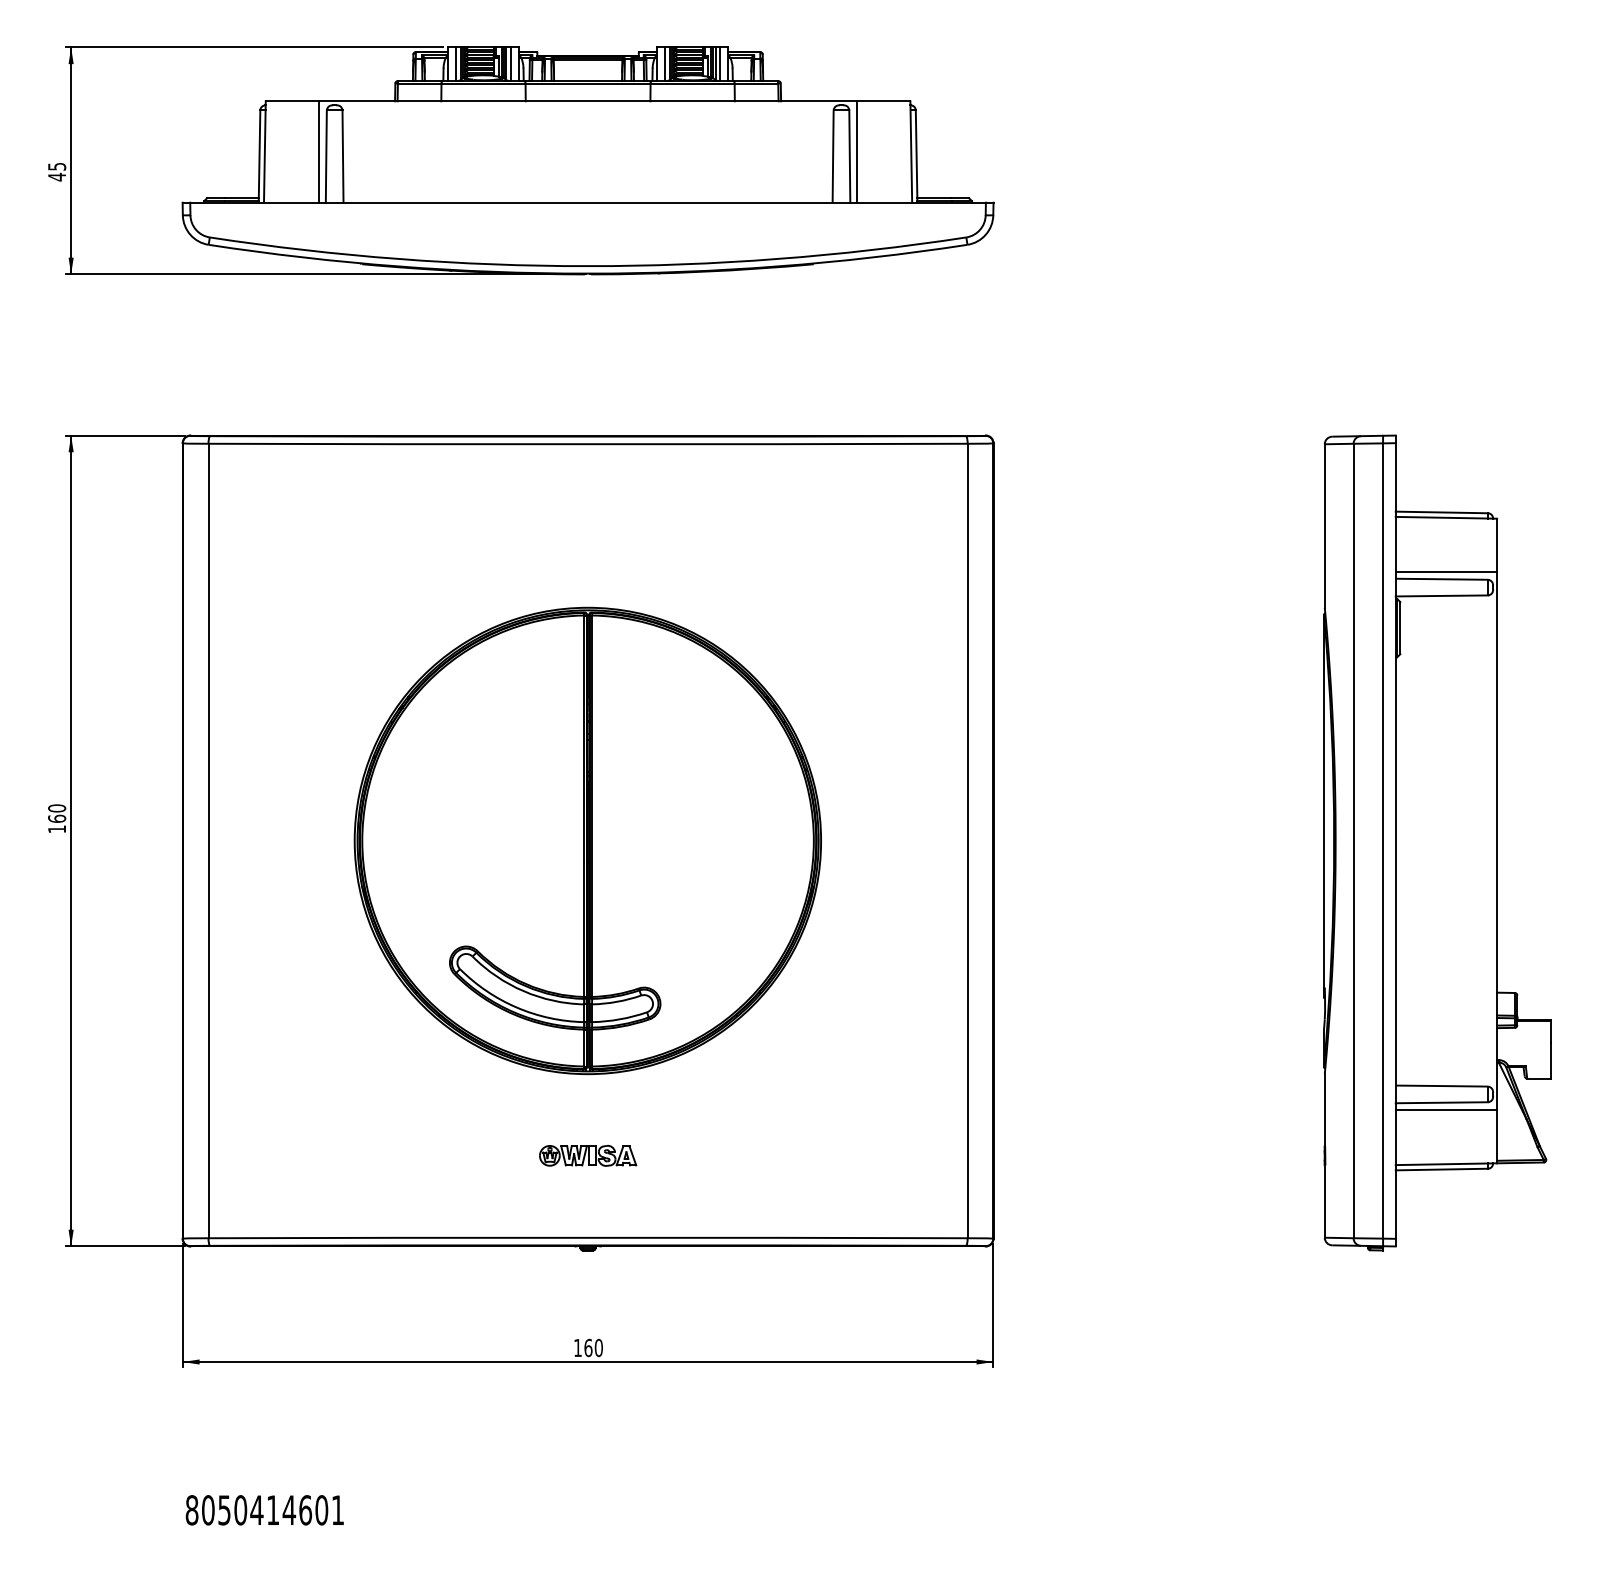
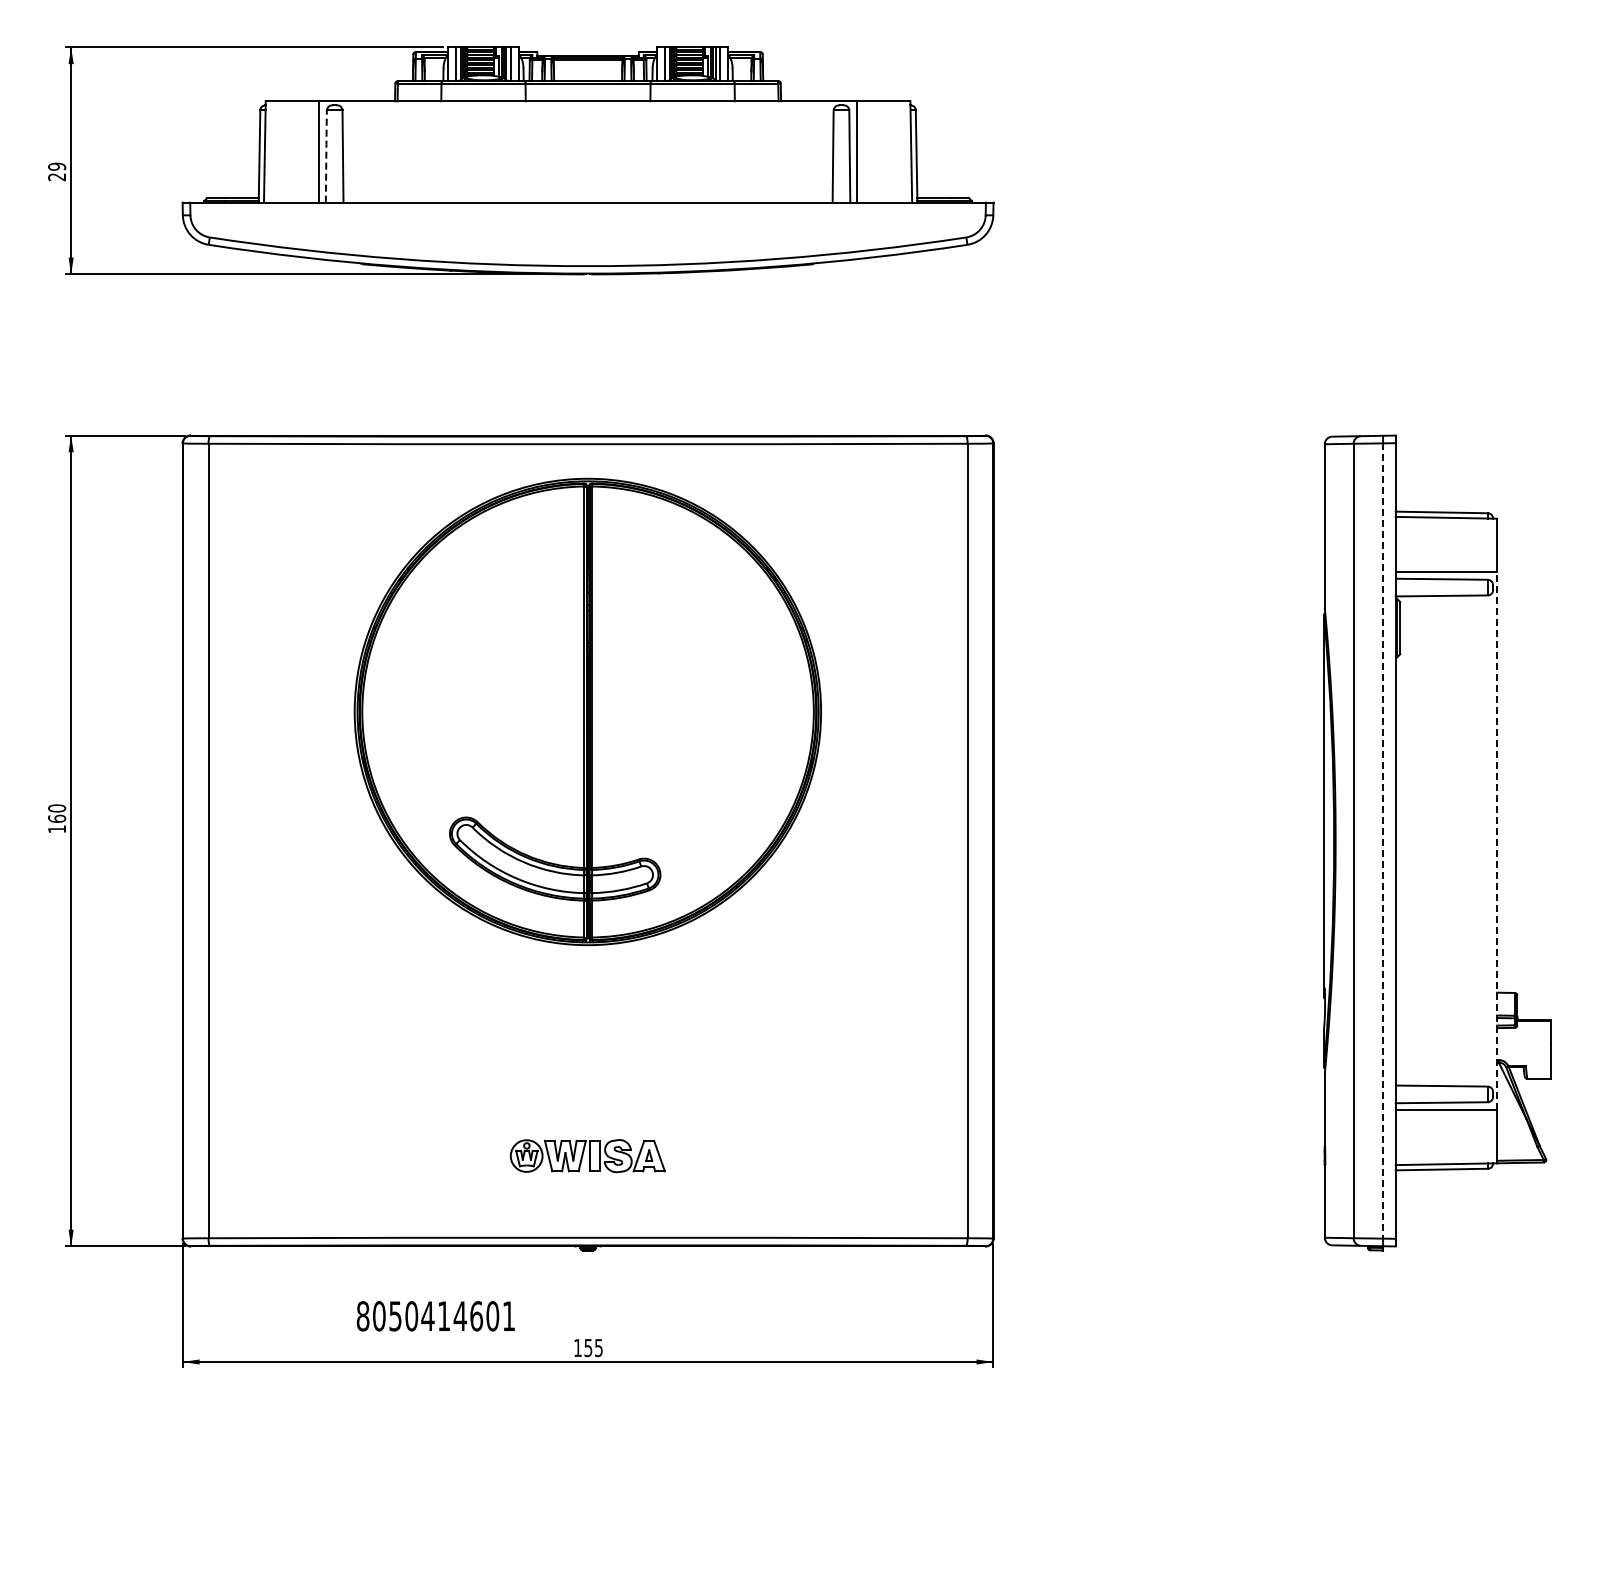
line: solid -> dashed (326, 156)
text: 45 -> 29 (56, 171)
part position: (587, 840) -> (587, 711) (587, 711)
line: solid -> dashed (1383, 841)
line: solid -> dashed (1497, 841)
part size: 99x23 px -> 157x35 px (587, 1156)
text: 160 -> 155 (593, 1347)
text position: (264, 1510) -> (435, 1316) (435, 1316)
